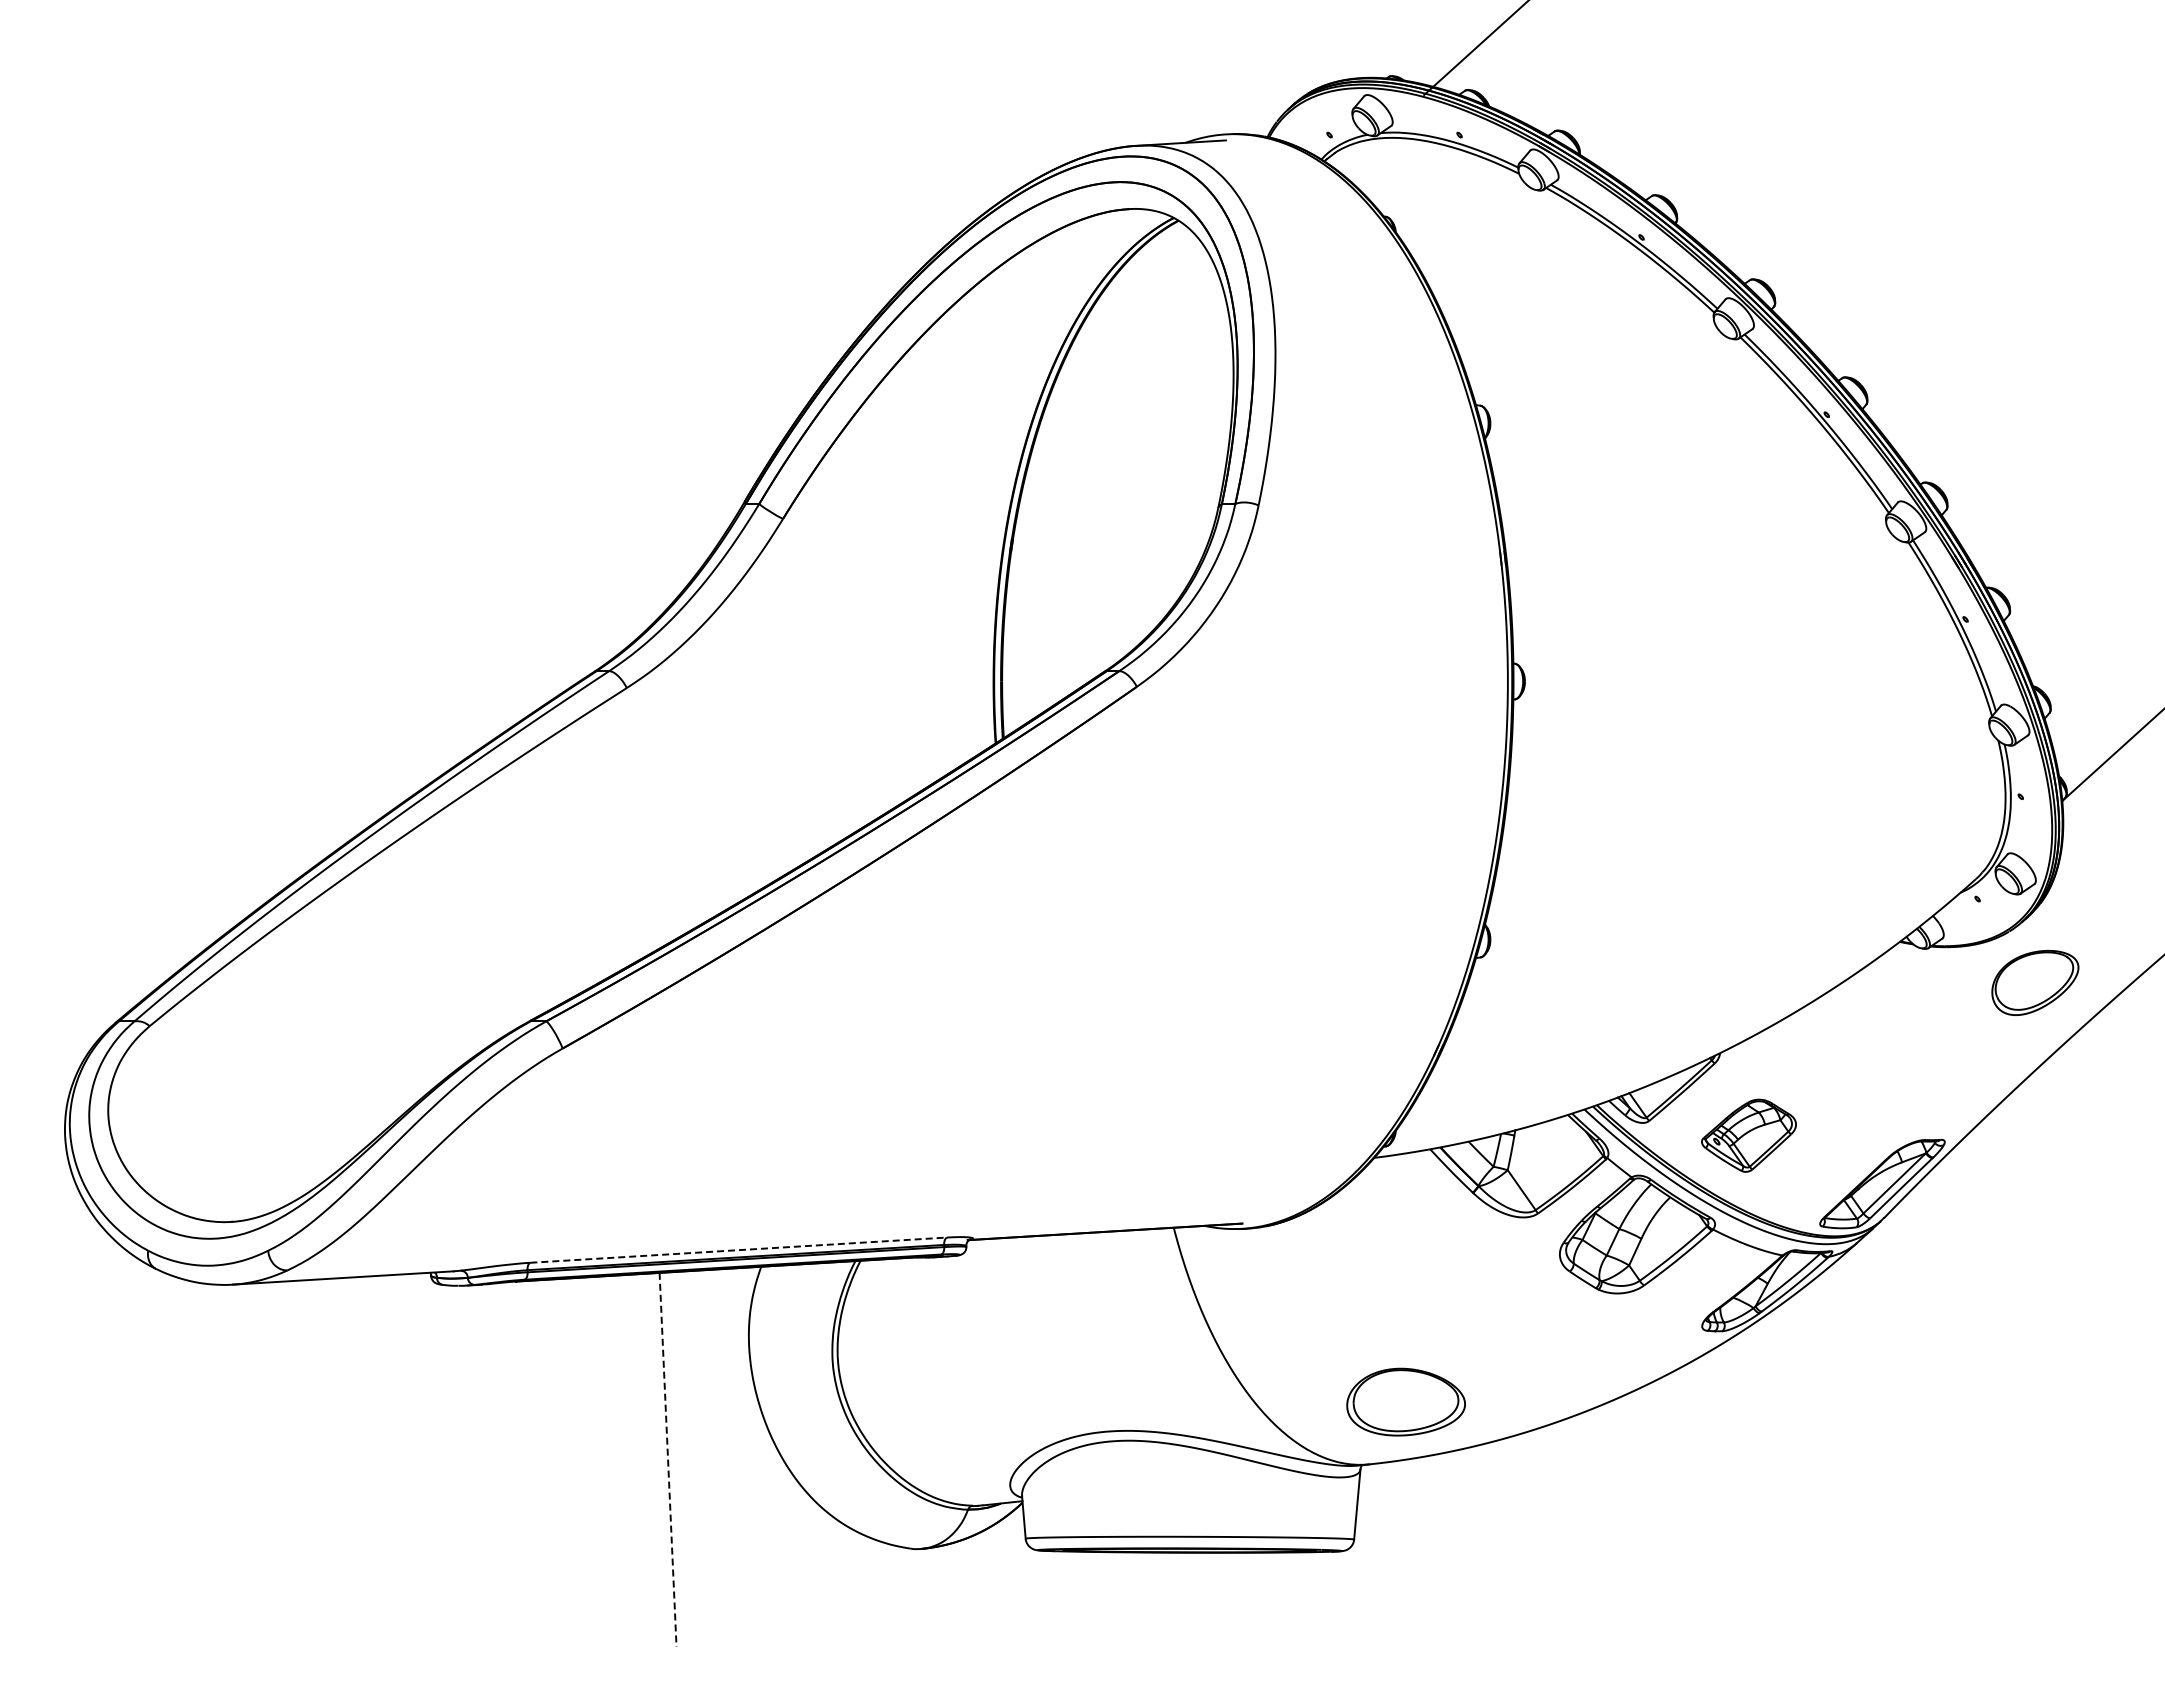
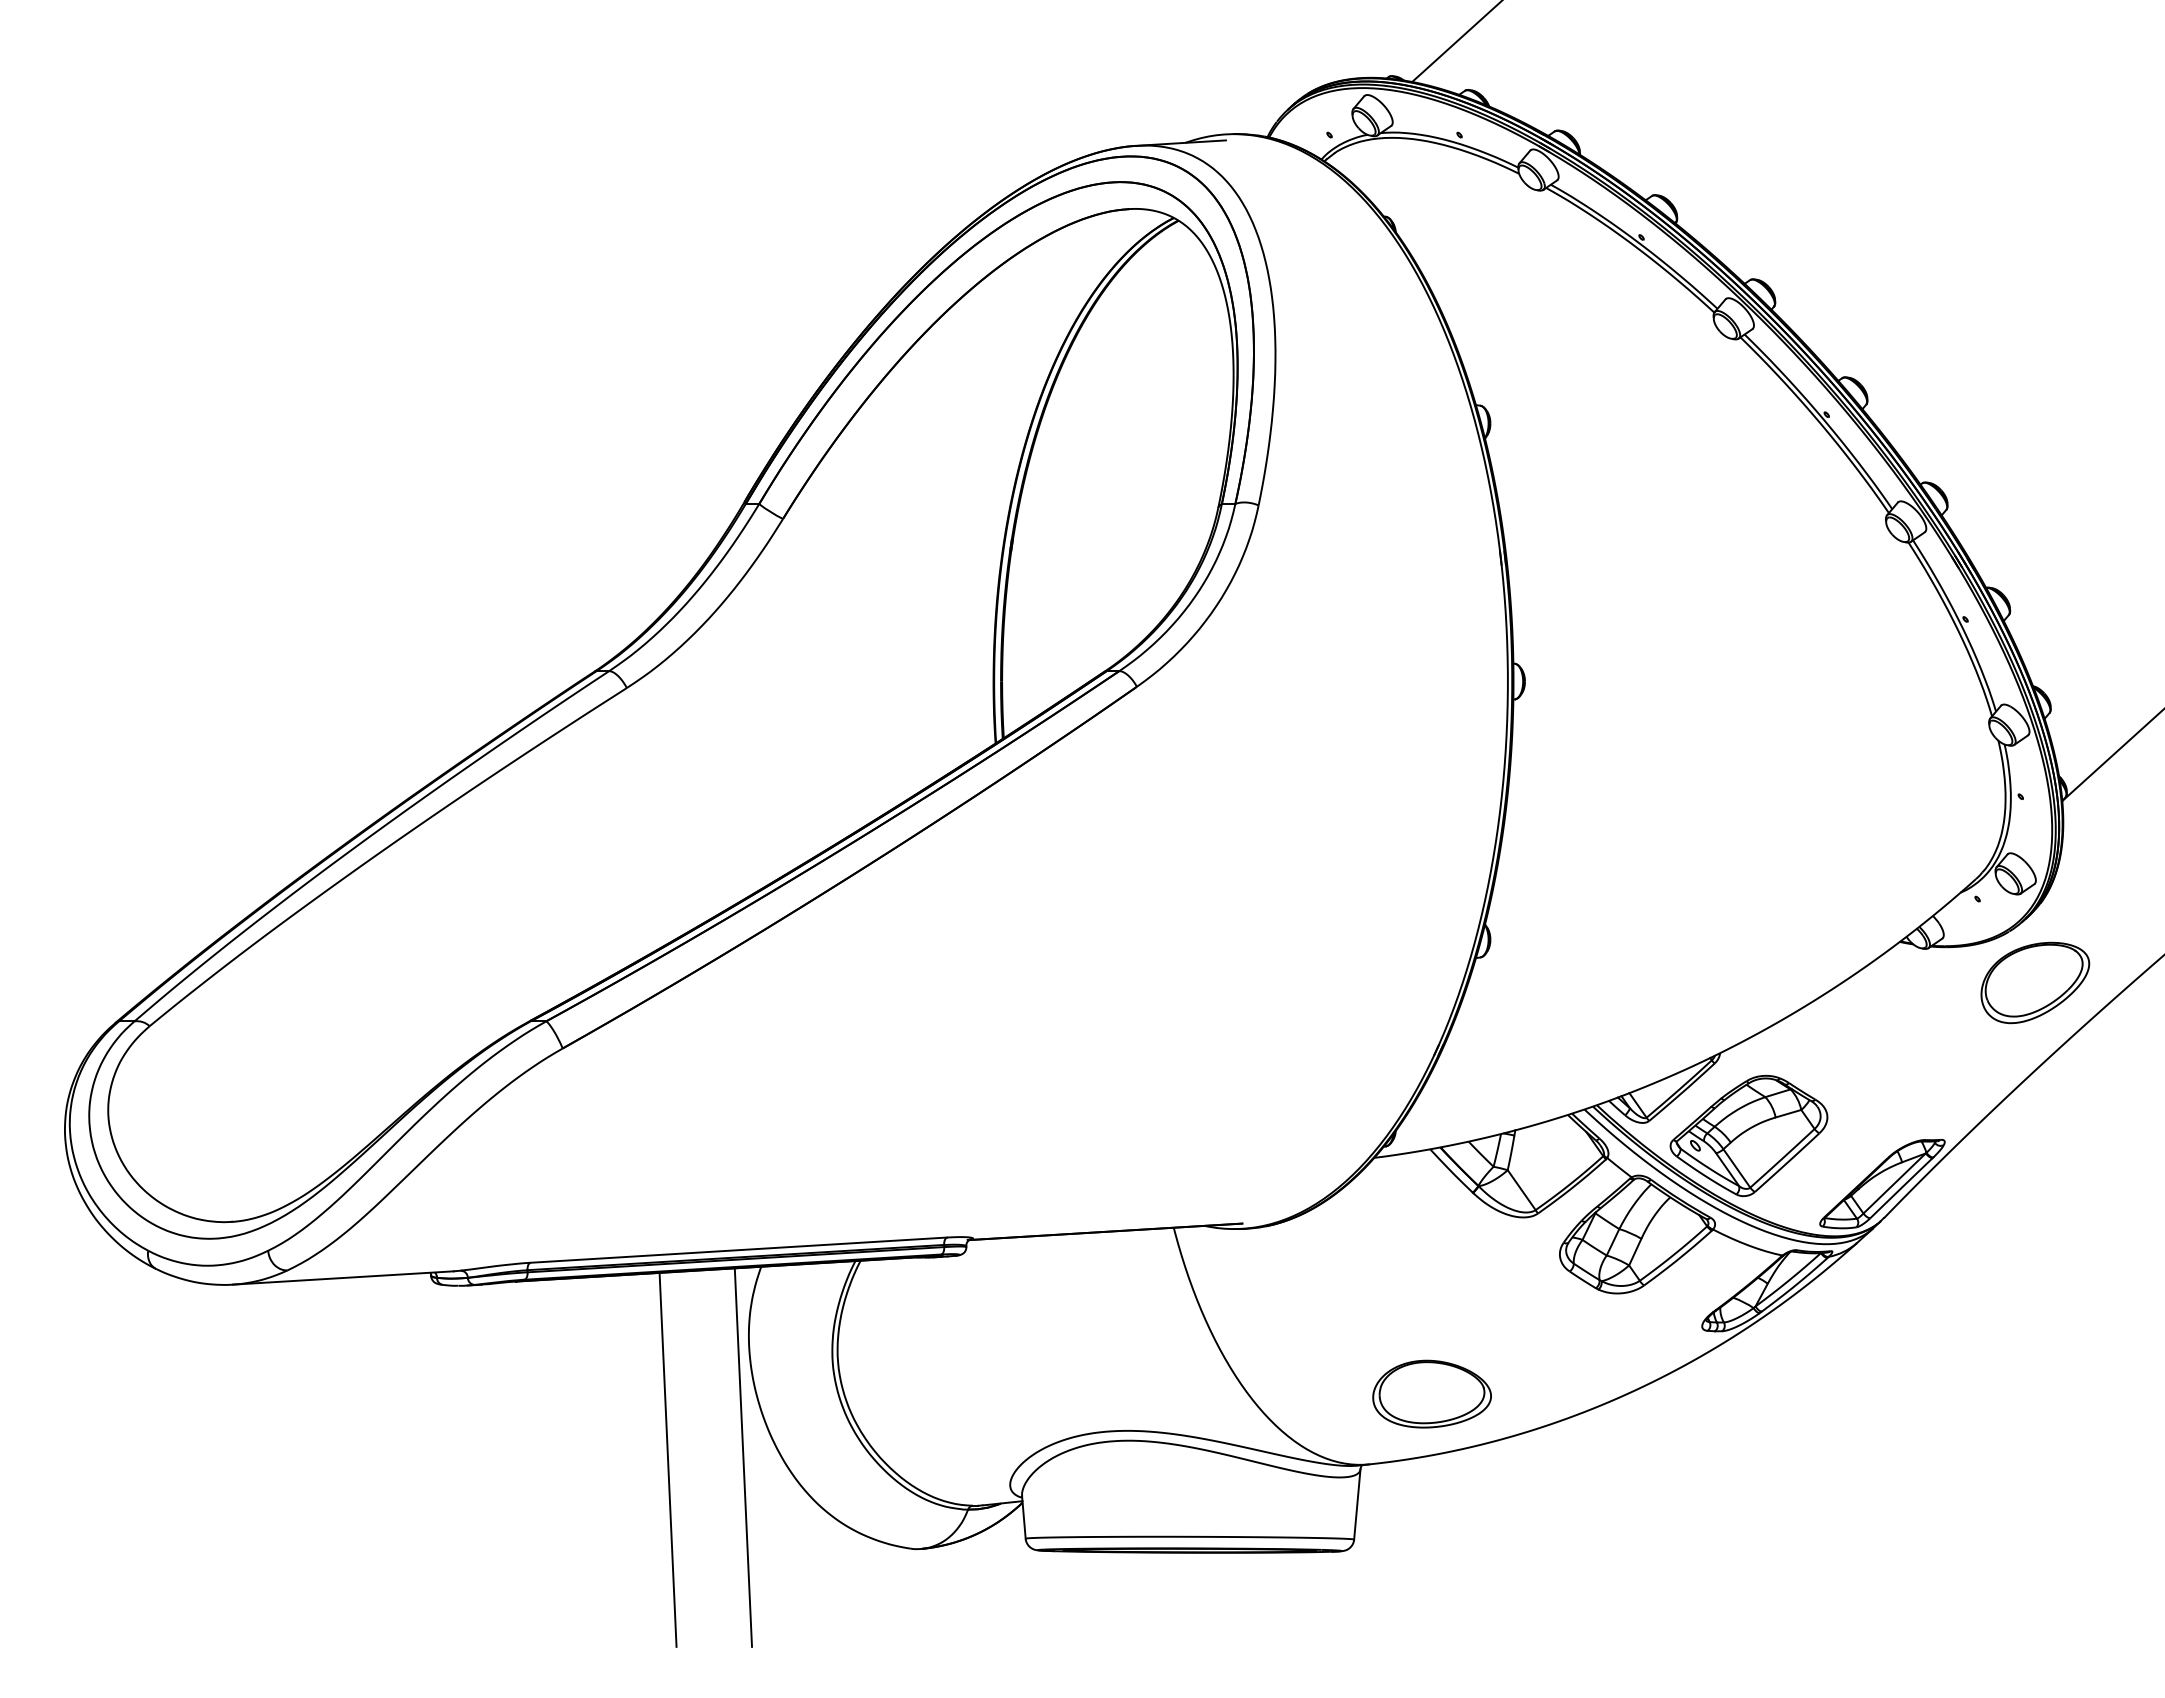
line position: (1475, 48) -> (1456, 42) (1456, 42)
part size: 89x66 px -> 111x84 px (2035, 982)
part size: 96x75 px -> 160x123 px (1748, 1135)
line: dashed -> solid (738, 1250)
part position: (1405, 1401) -> (1431, 1393) (1431, 1393)
line: none -> present (743, 1457)
line: dashed -> solid (668, 1460)
